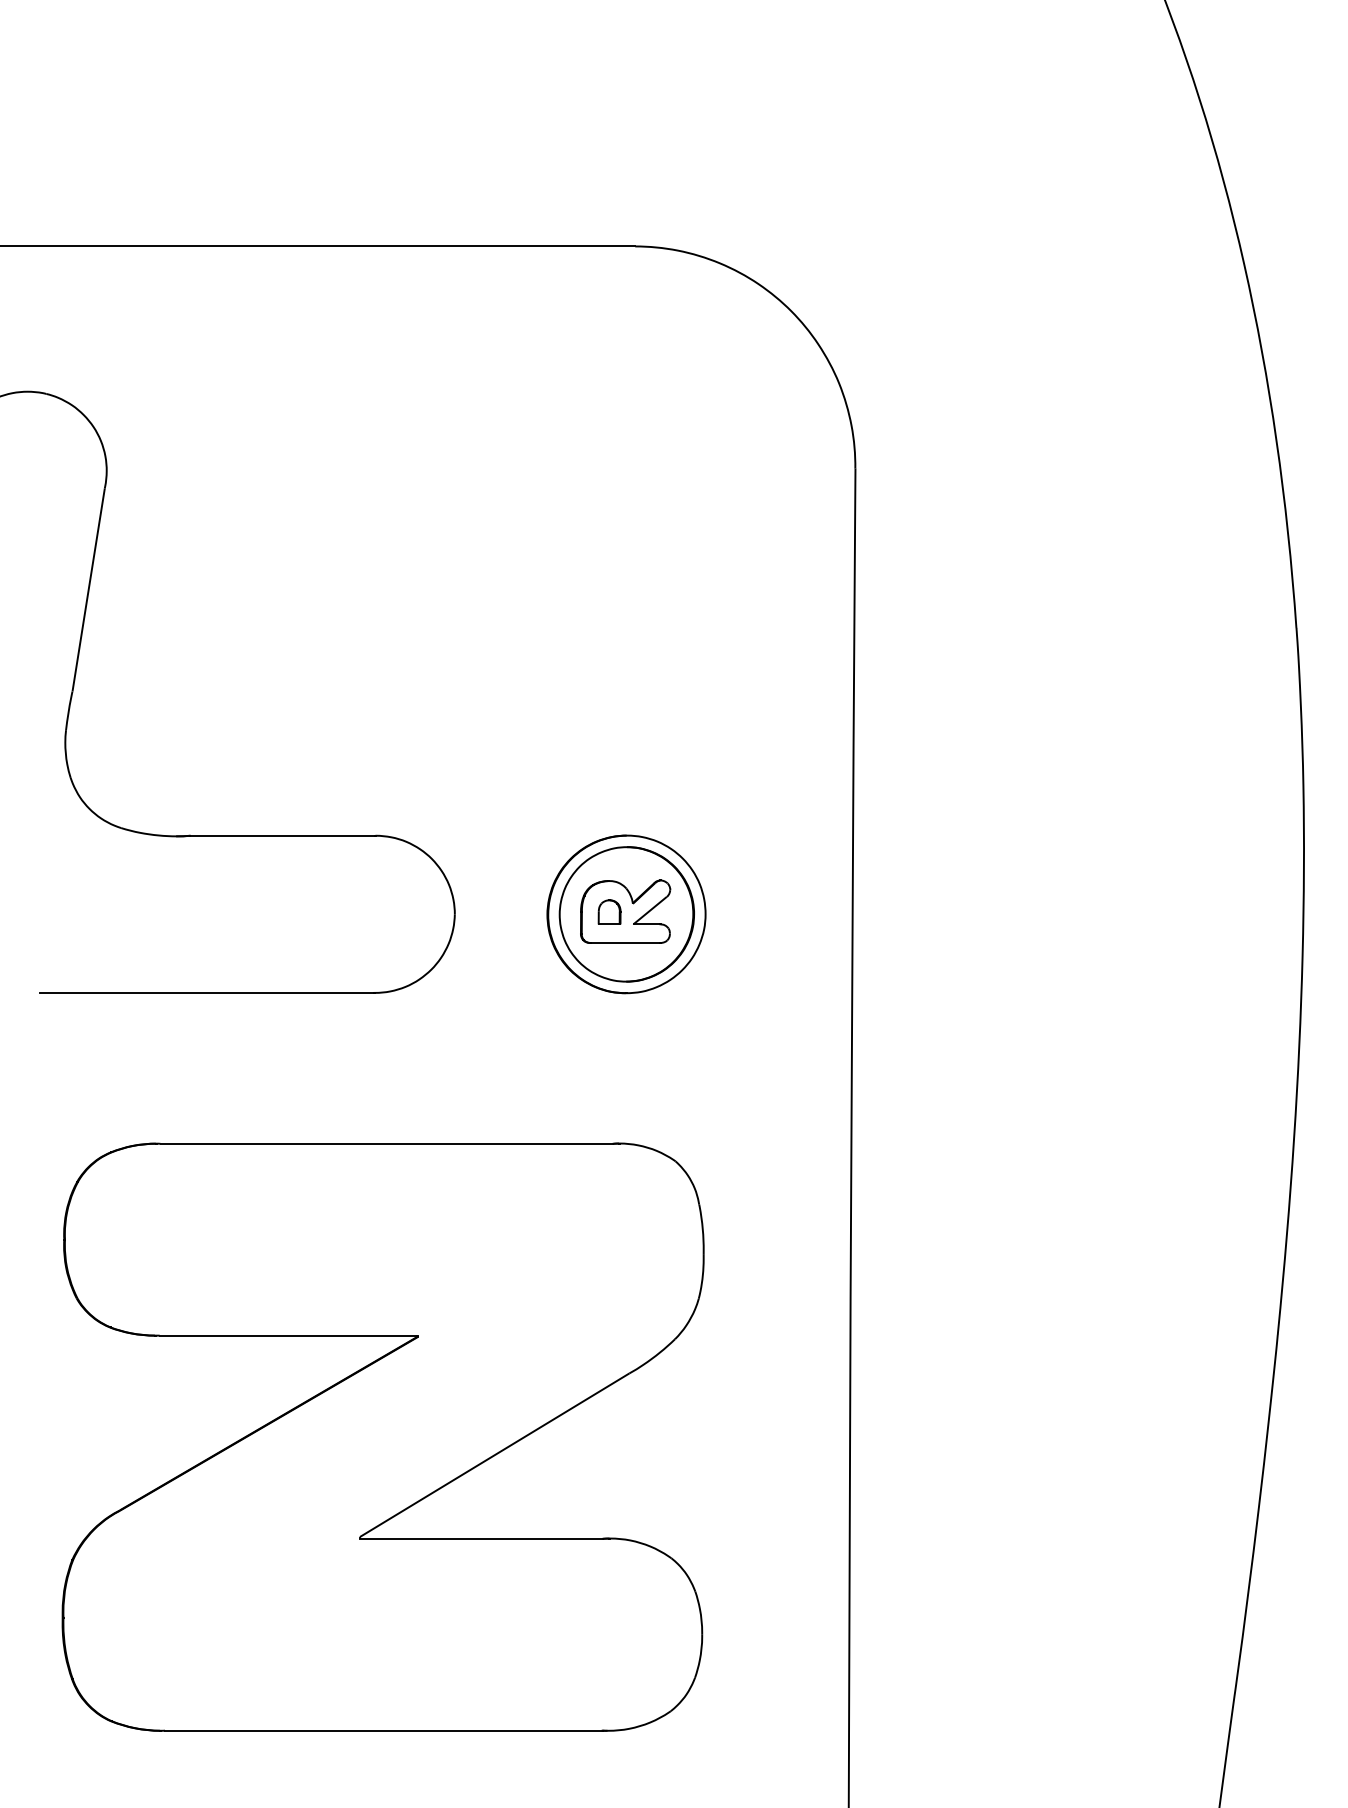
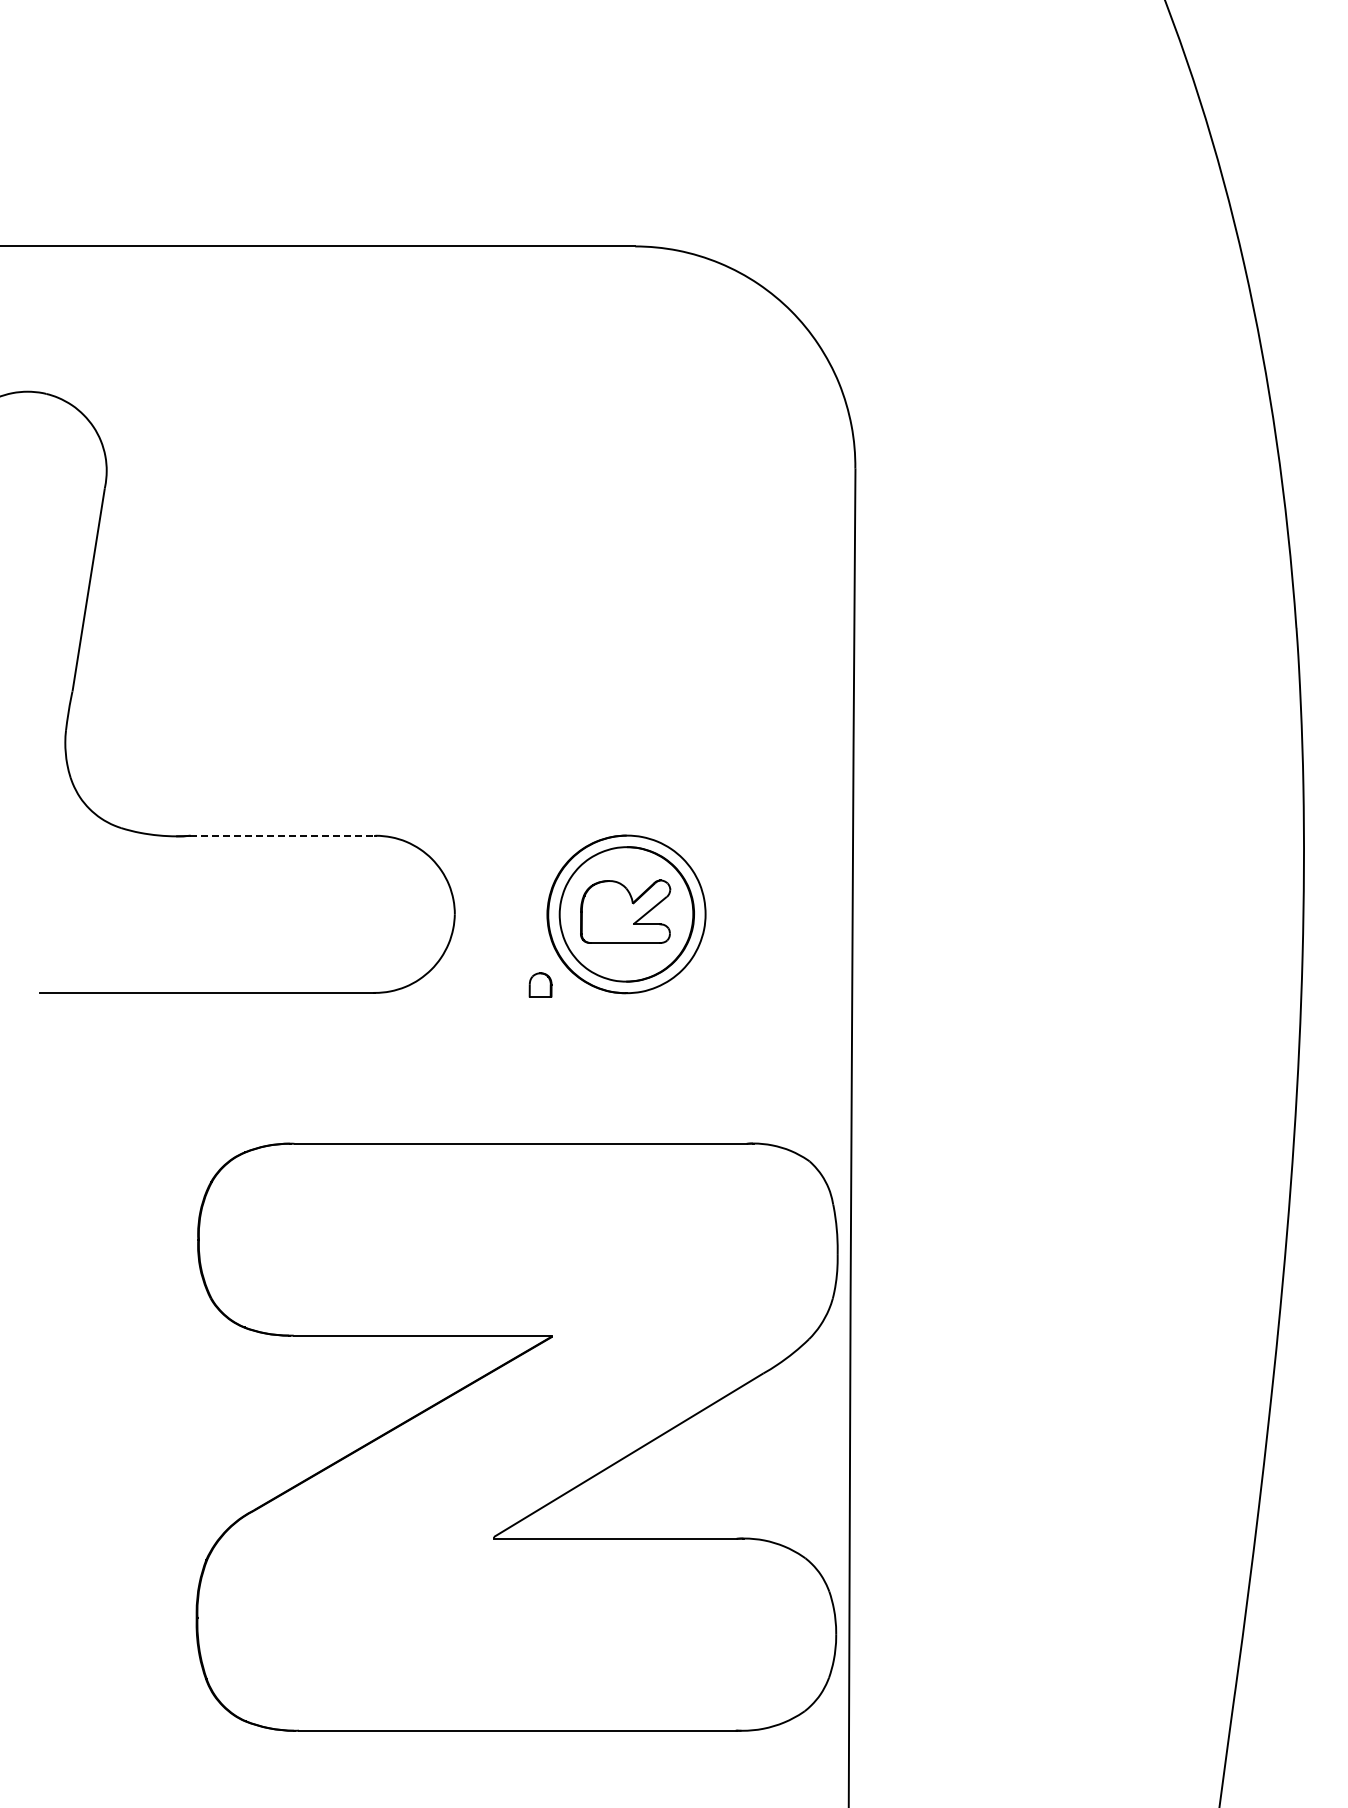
line: solid -> dashed (282, 835)
part position: (609, 911) -> (540, 984) (540, 984)
part position: (382, 1436) -> (516, 1436) (516, 1436)
